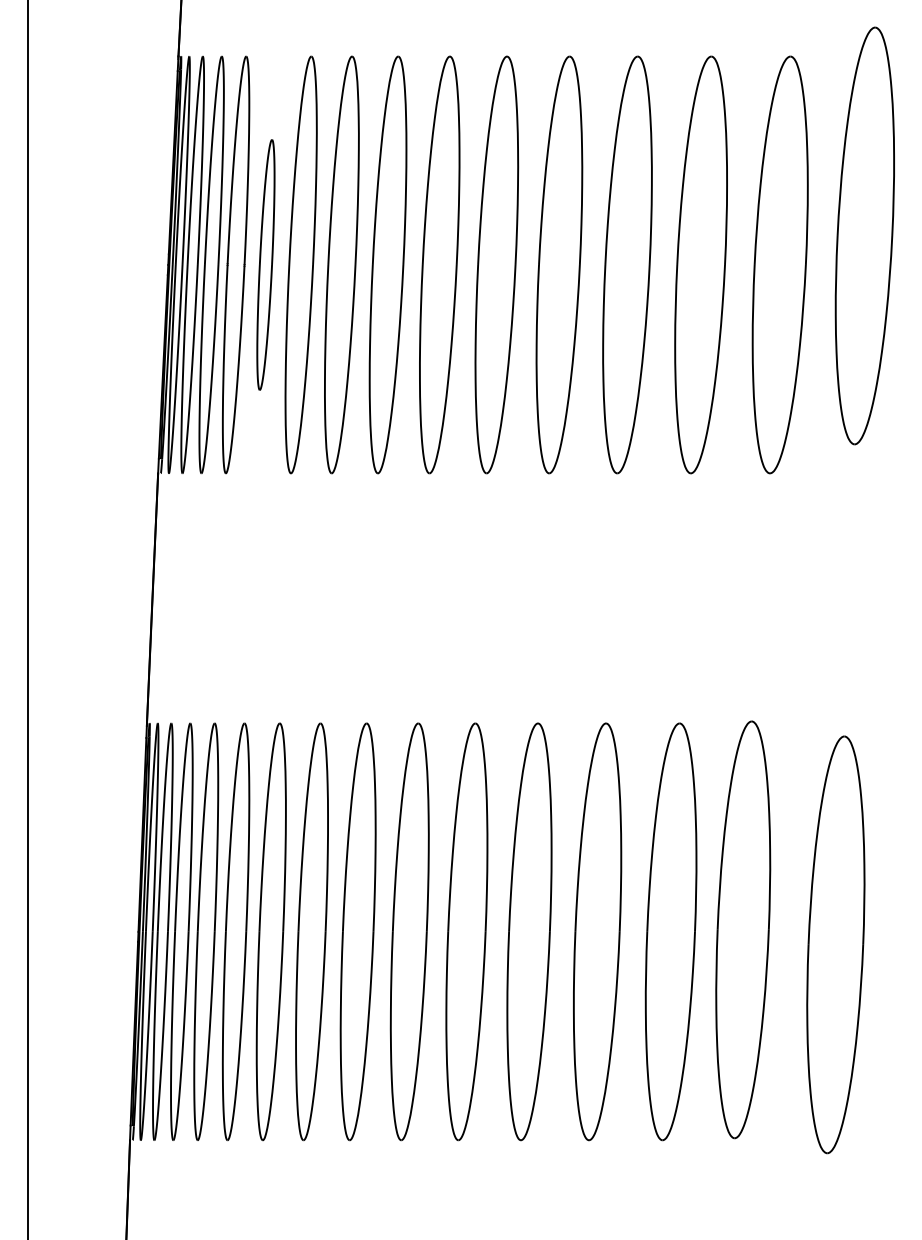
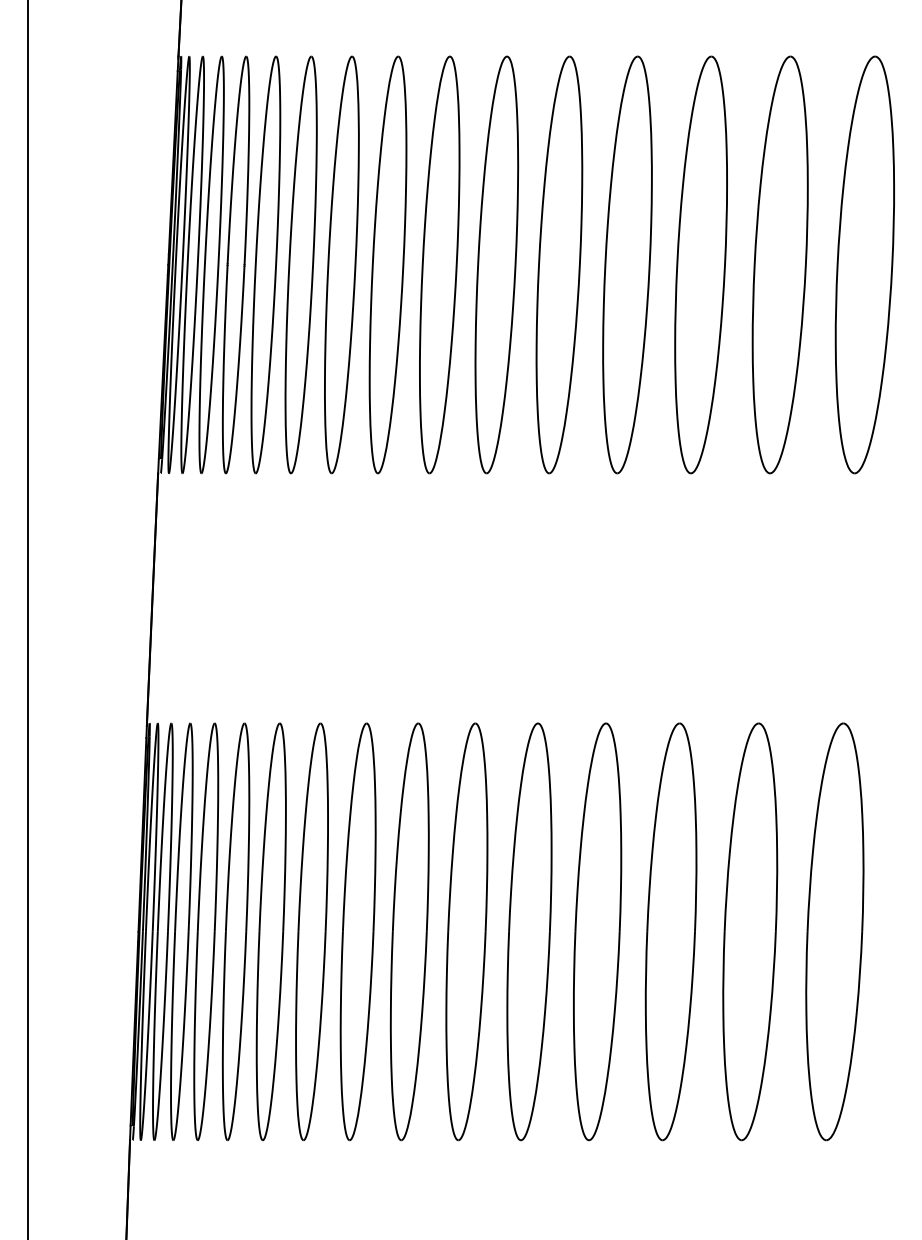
part position: (864, 235) -> (864, 264) (864, 264)
part size: 20x252 px -> 32x420 px (265, 264)
part position: (743, 929) -> (750, 931) (750, 931)
part position: (835, 944) -> (834, 931) (834, 931)
